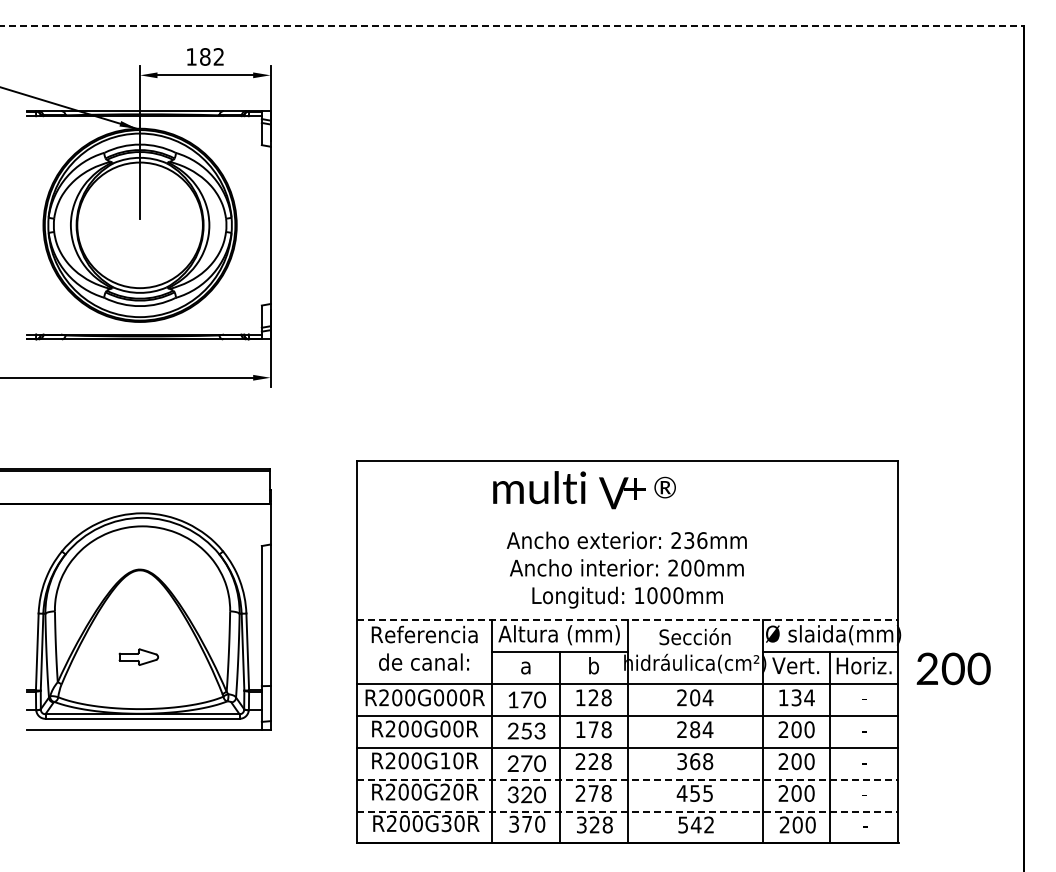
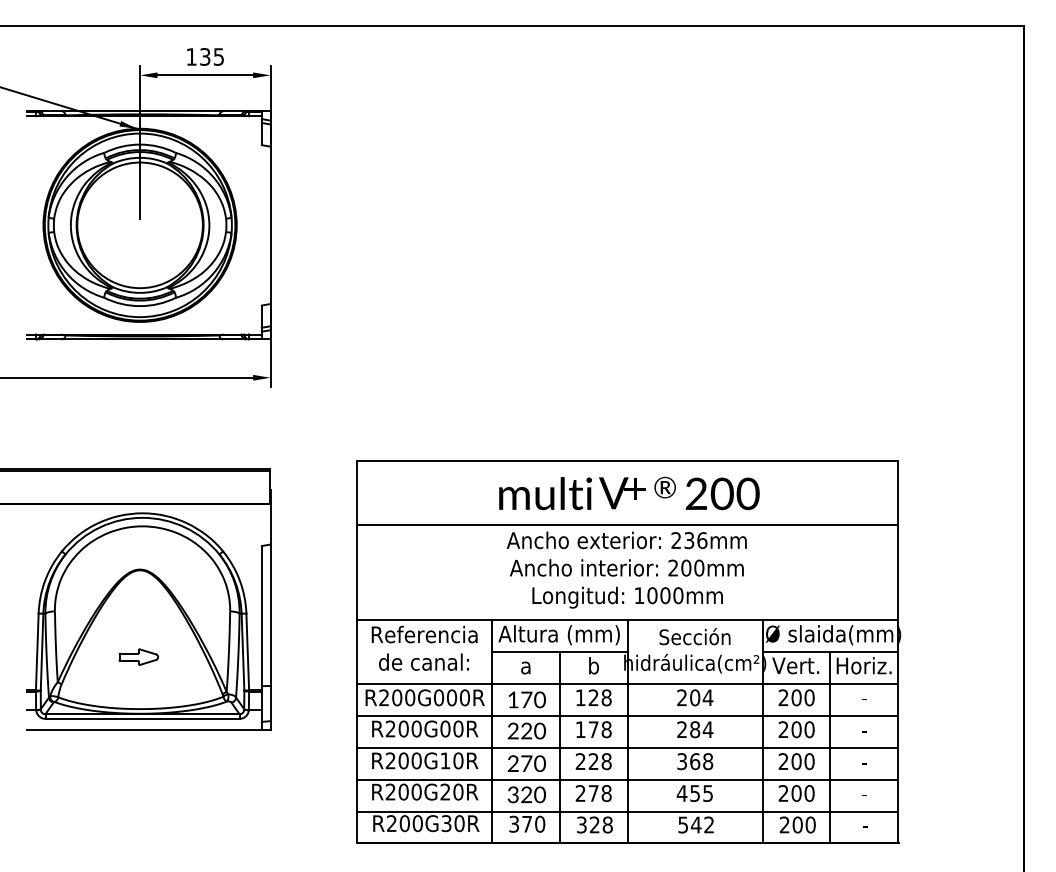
line: dashed -> solid (512, 26)
text: 182 -> 135 (211, 56)
text position: (539, 487) -> (545, 493) (545, 493)
line: none -> present (627, 524)
line: dashed -> solid (627, 620)
text position: (953, 668) -> (722, 493) (722, 493)
text: 134 -> 200 (796, 697)
text: 253 -> 220 (533, 730)
line: dashed -> solid (627, 779)
line: dashed -> solid (627, 811)
